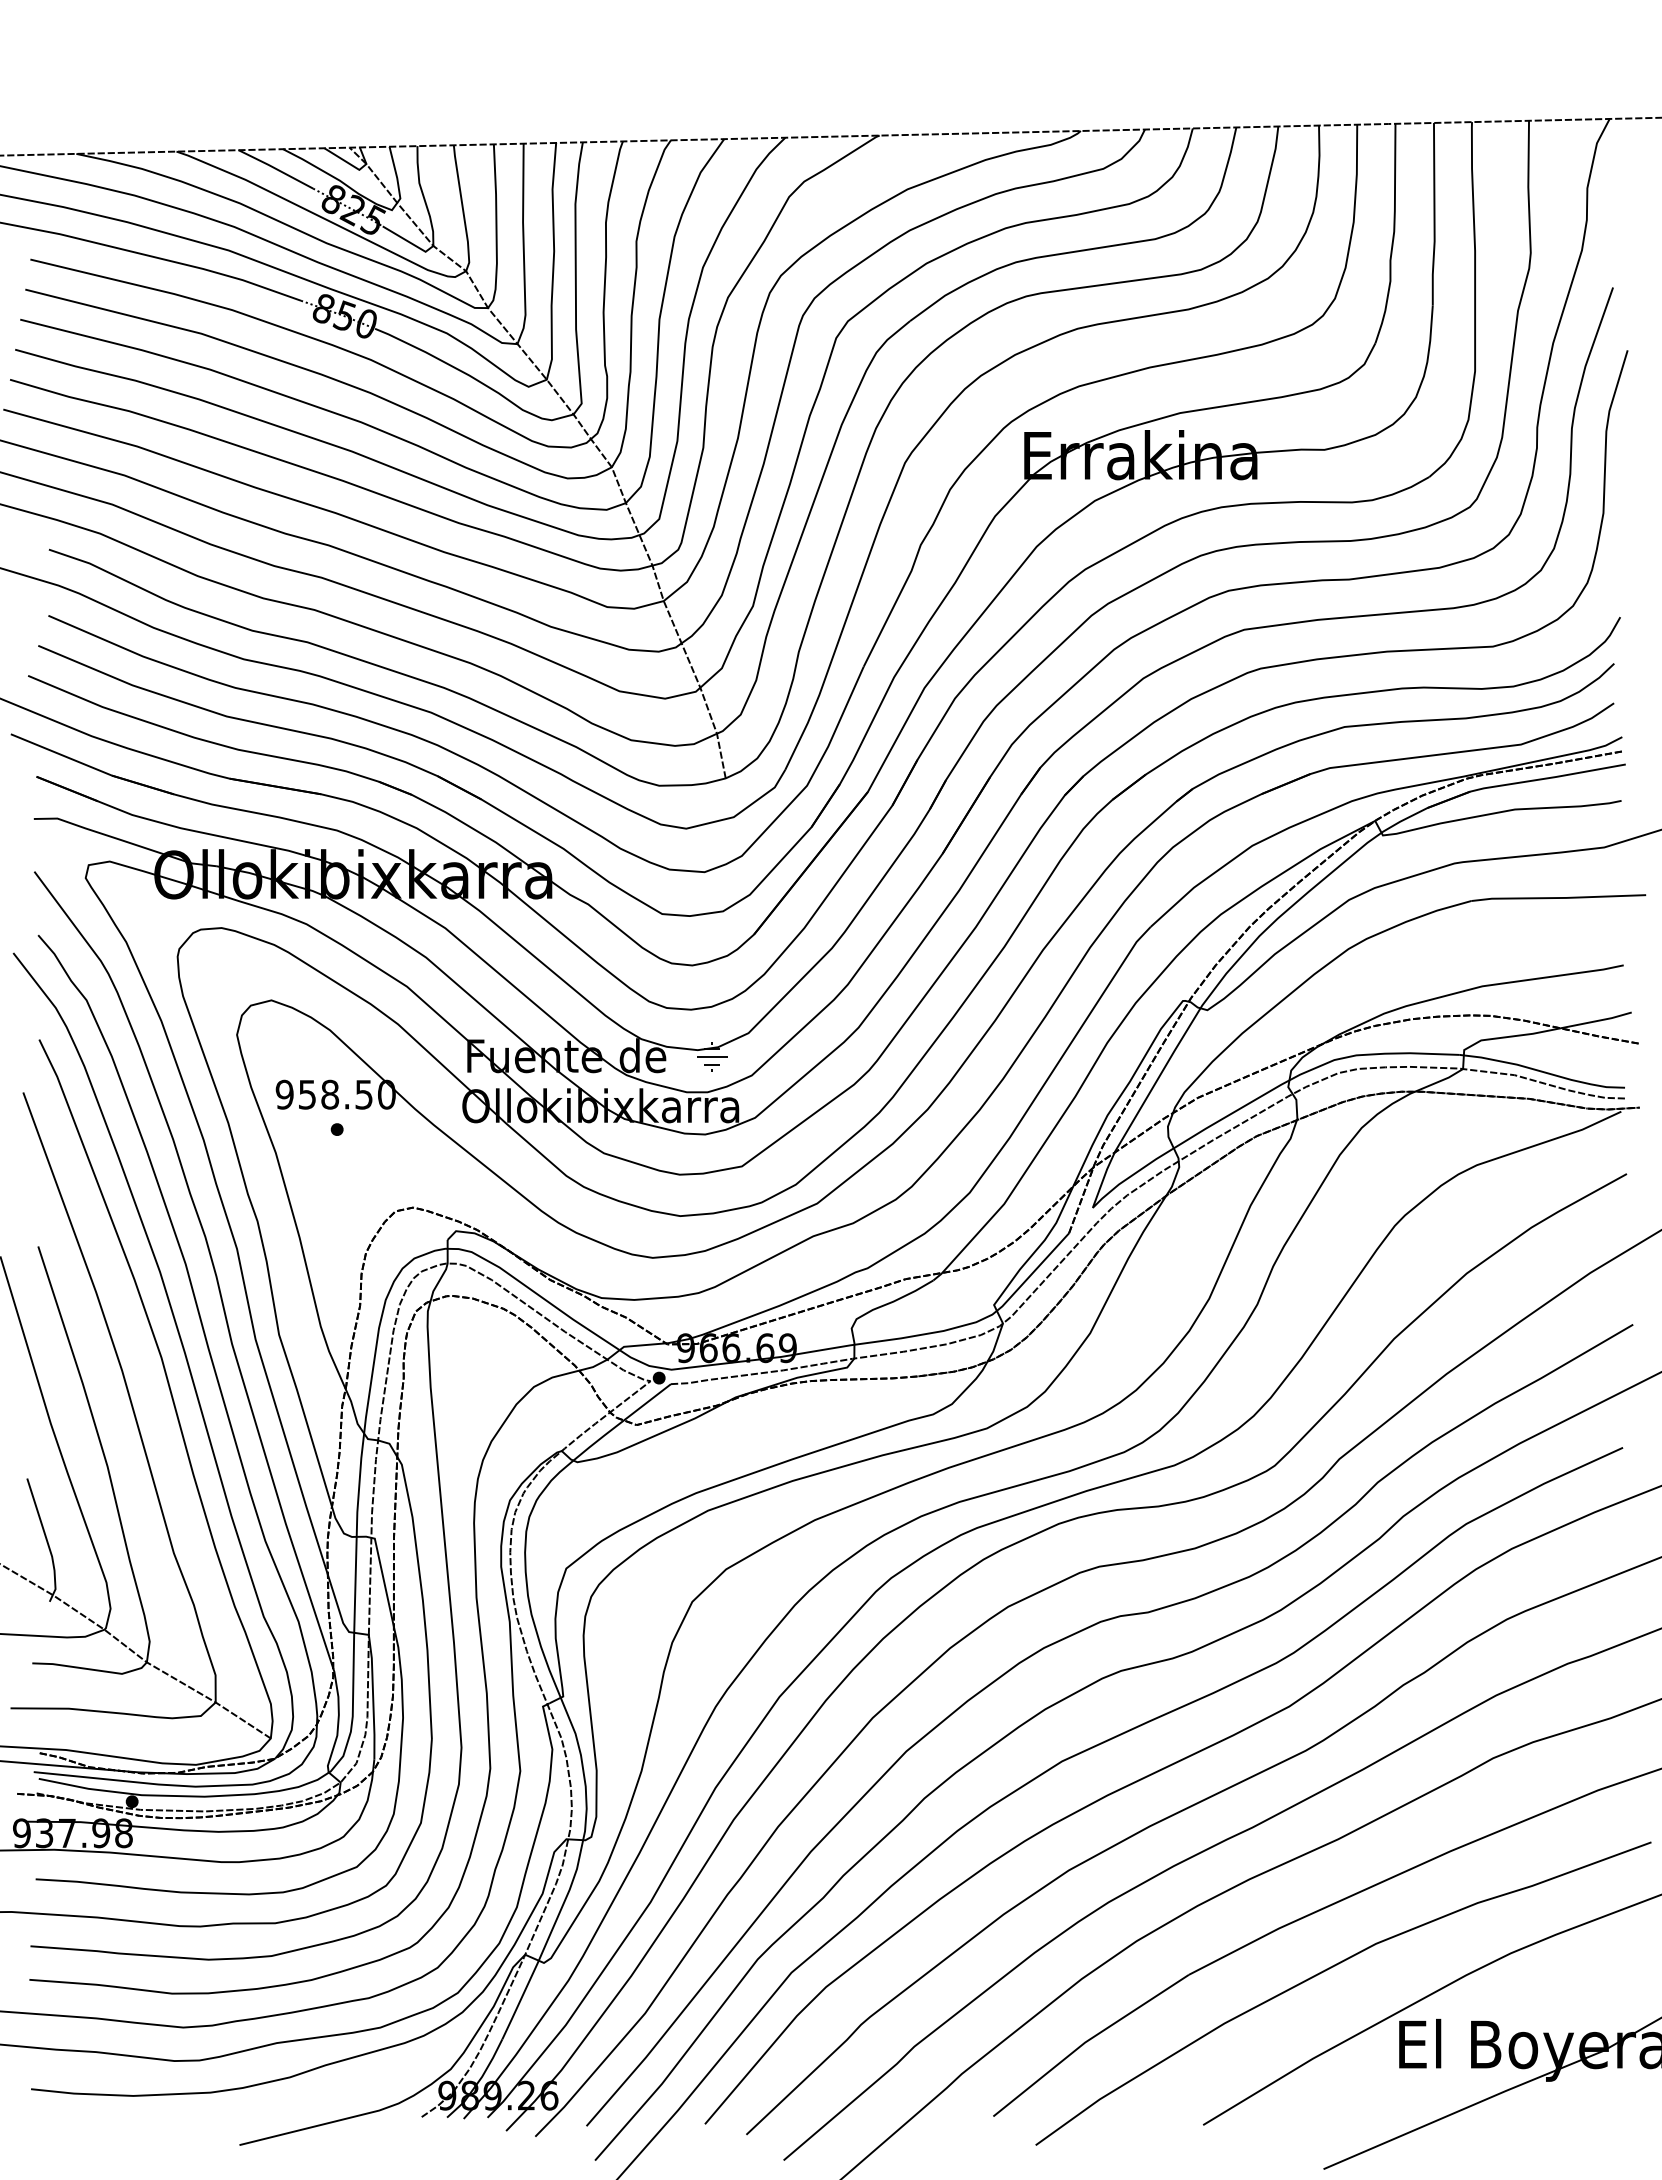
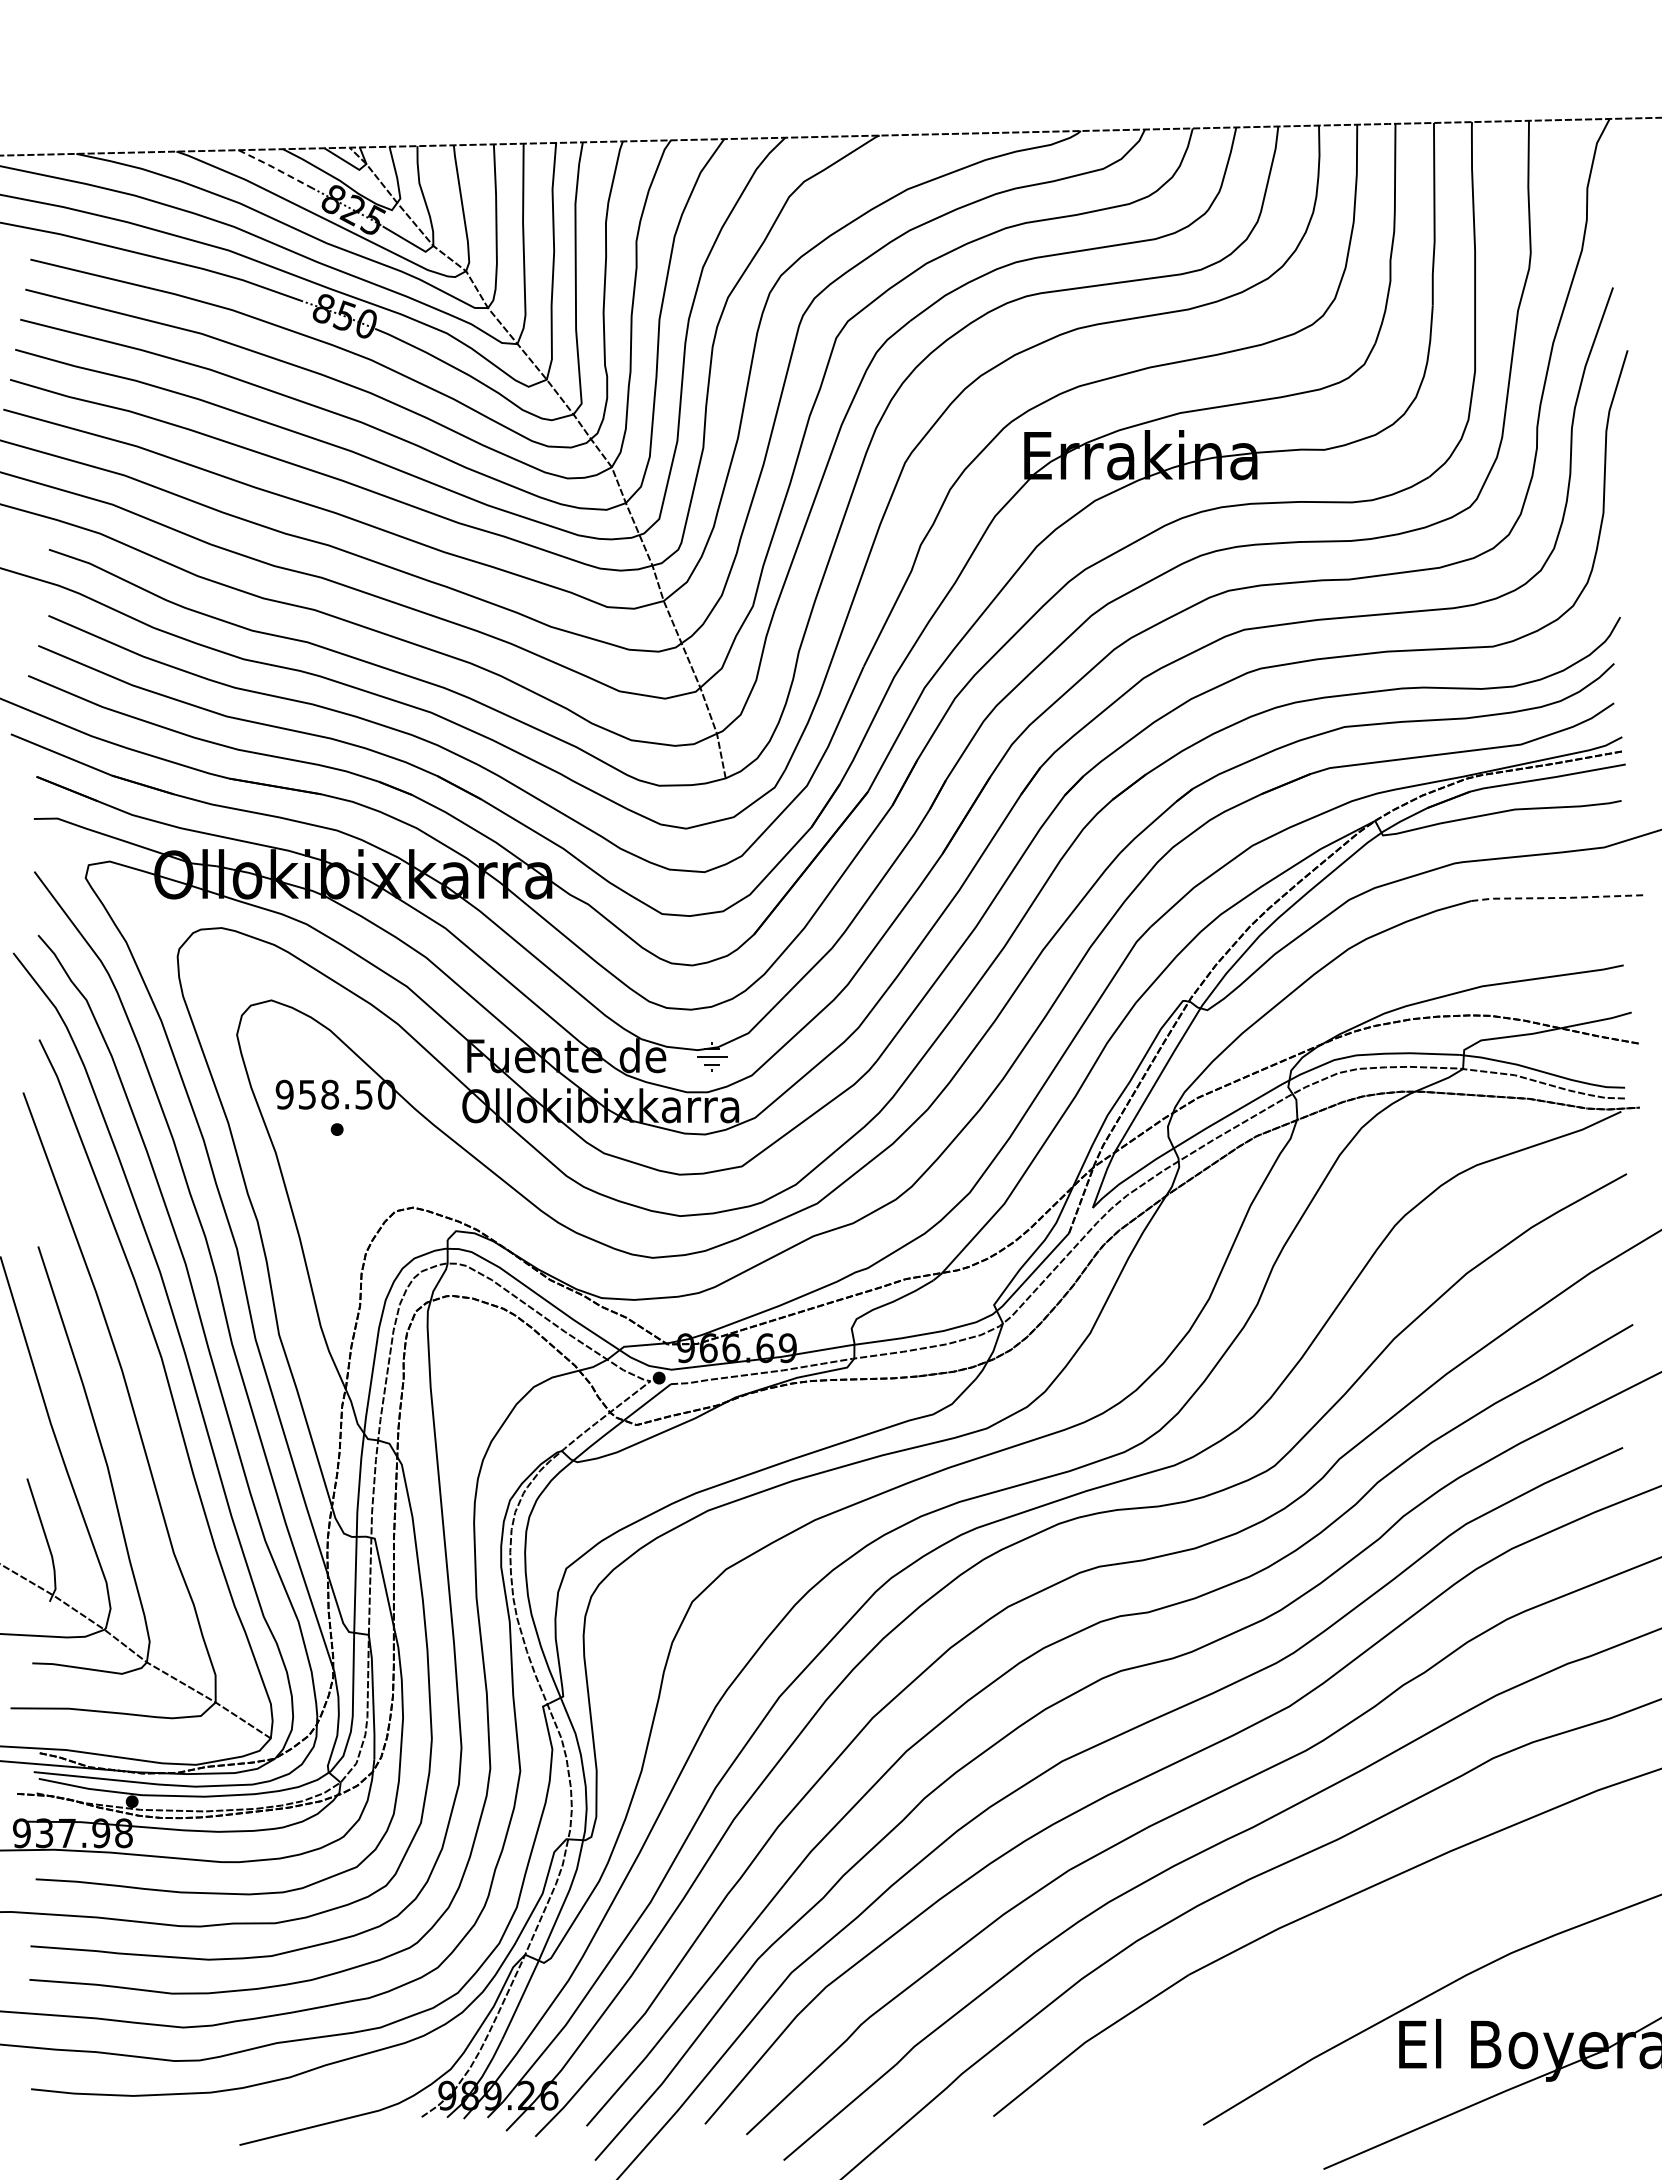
line: solid -> dashed (275, 168)
line: solid -> dashed (1558, 898)
curve: present -> none (1331, 1968)
